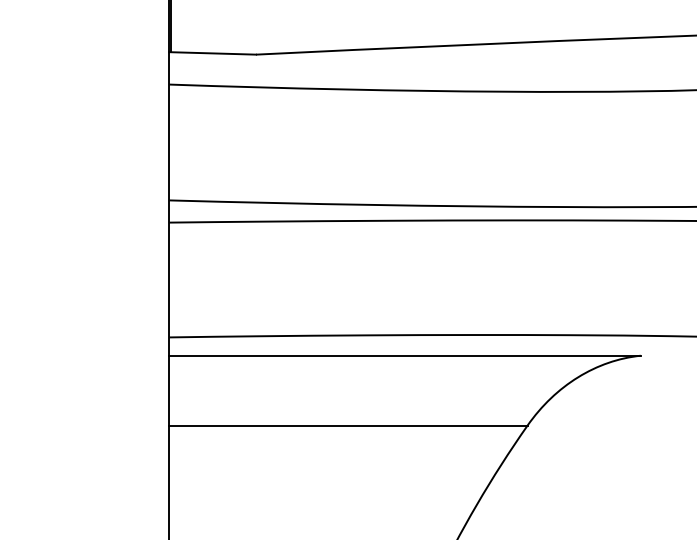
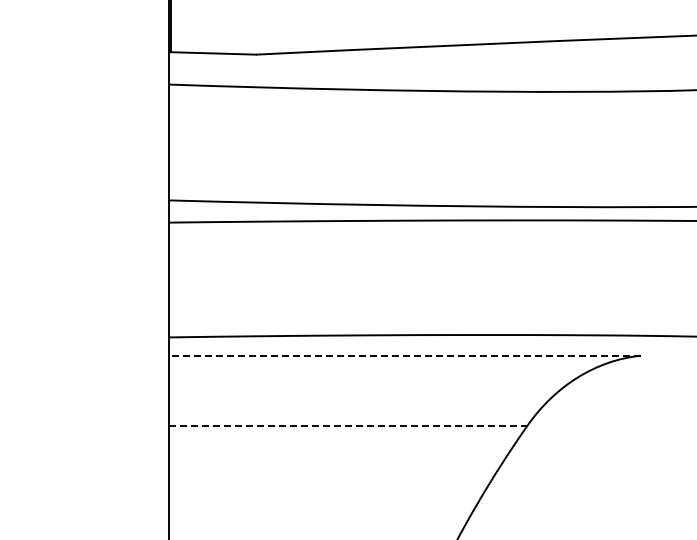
line: solid -> dashed (405, 355)
line: solid -> dashed (348, 425)
